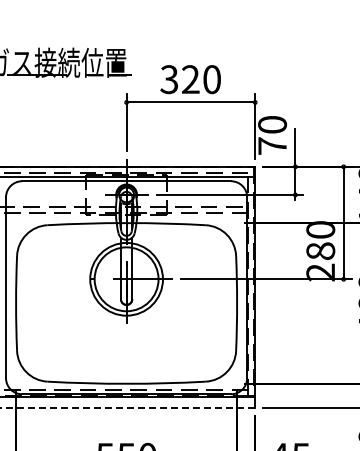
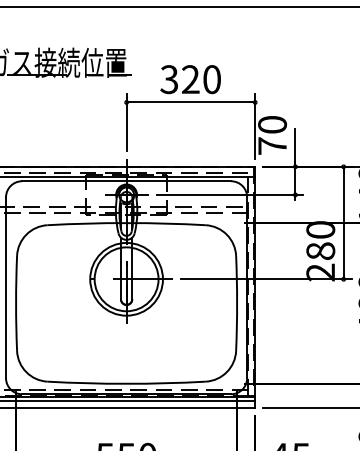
line: none -> present (179, 7)
line: none -> present (128, 401)
line: dashed -> solid (127, 407)
